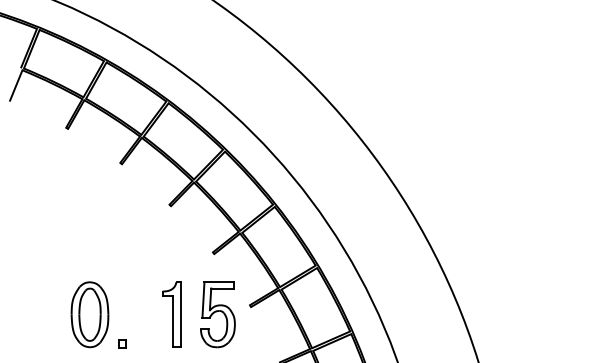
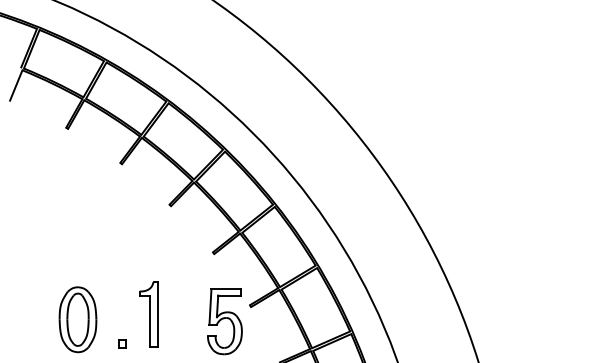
part position: (89, 314) -> (77, 319) (77, 319)
part position: (171, 314) -> (148, 314) (148, 314)
part position: (217, 314) -> (224, 321) (224, 321)
